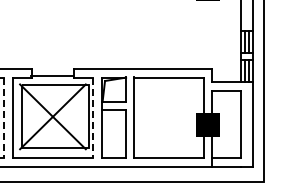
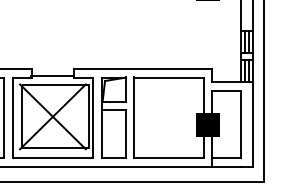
line: dashed -> solid (4, 118)
line: dashed -> solid (93, 118)
